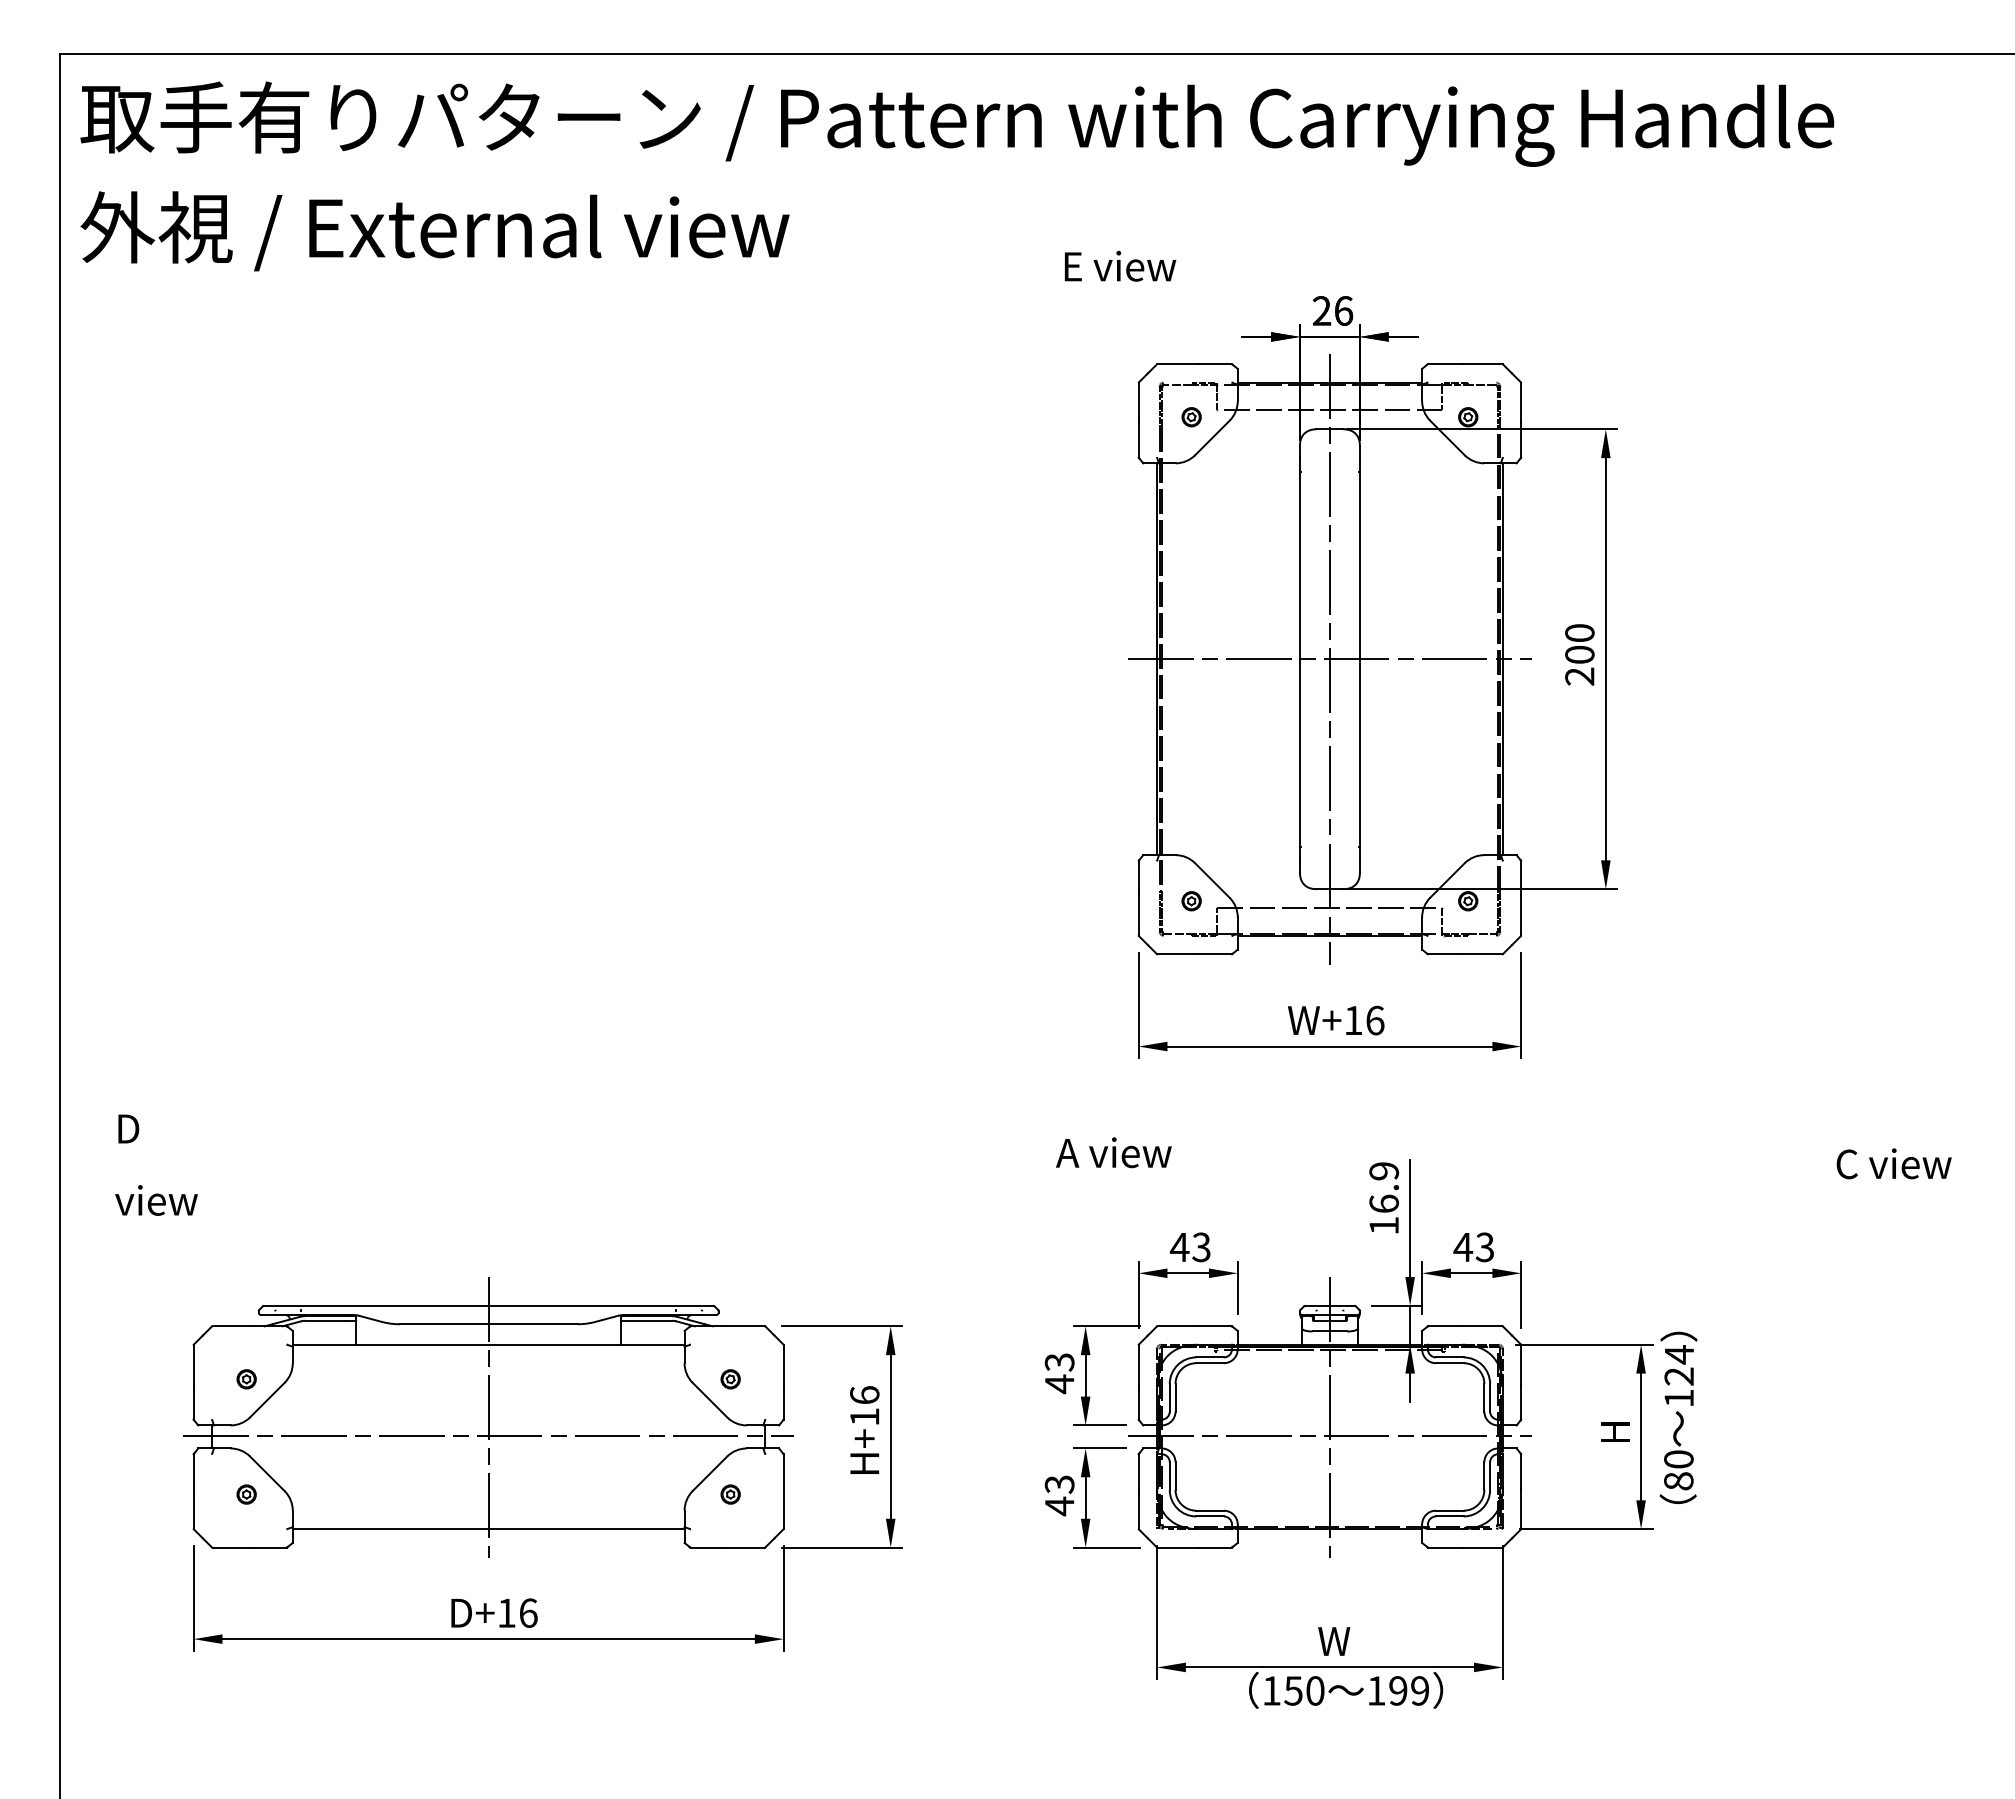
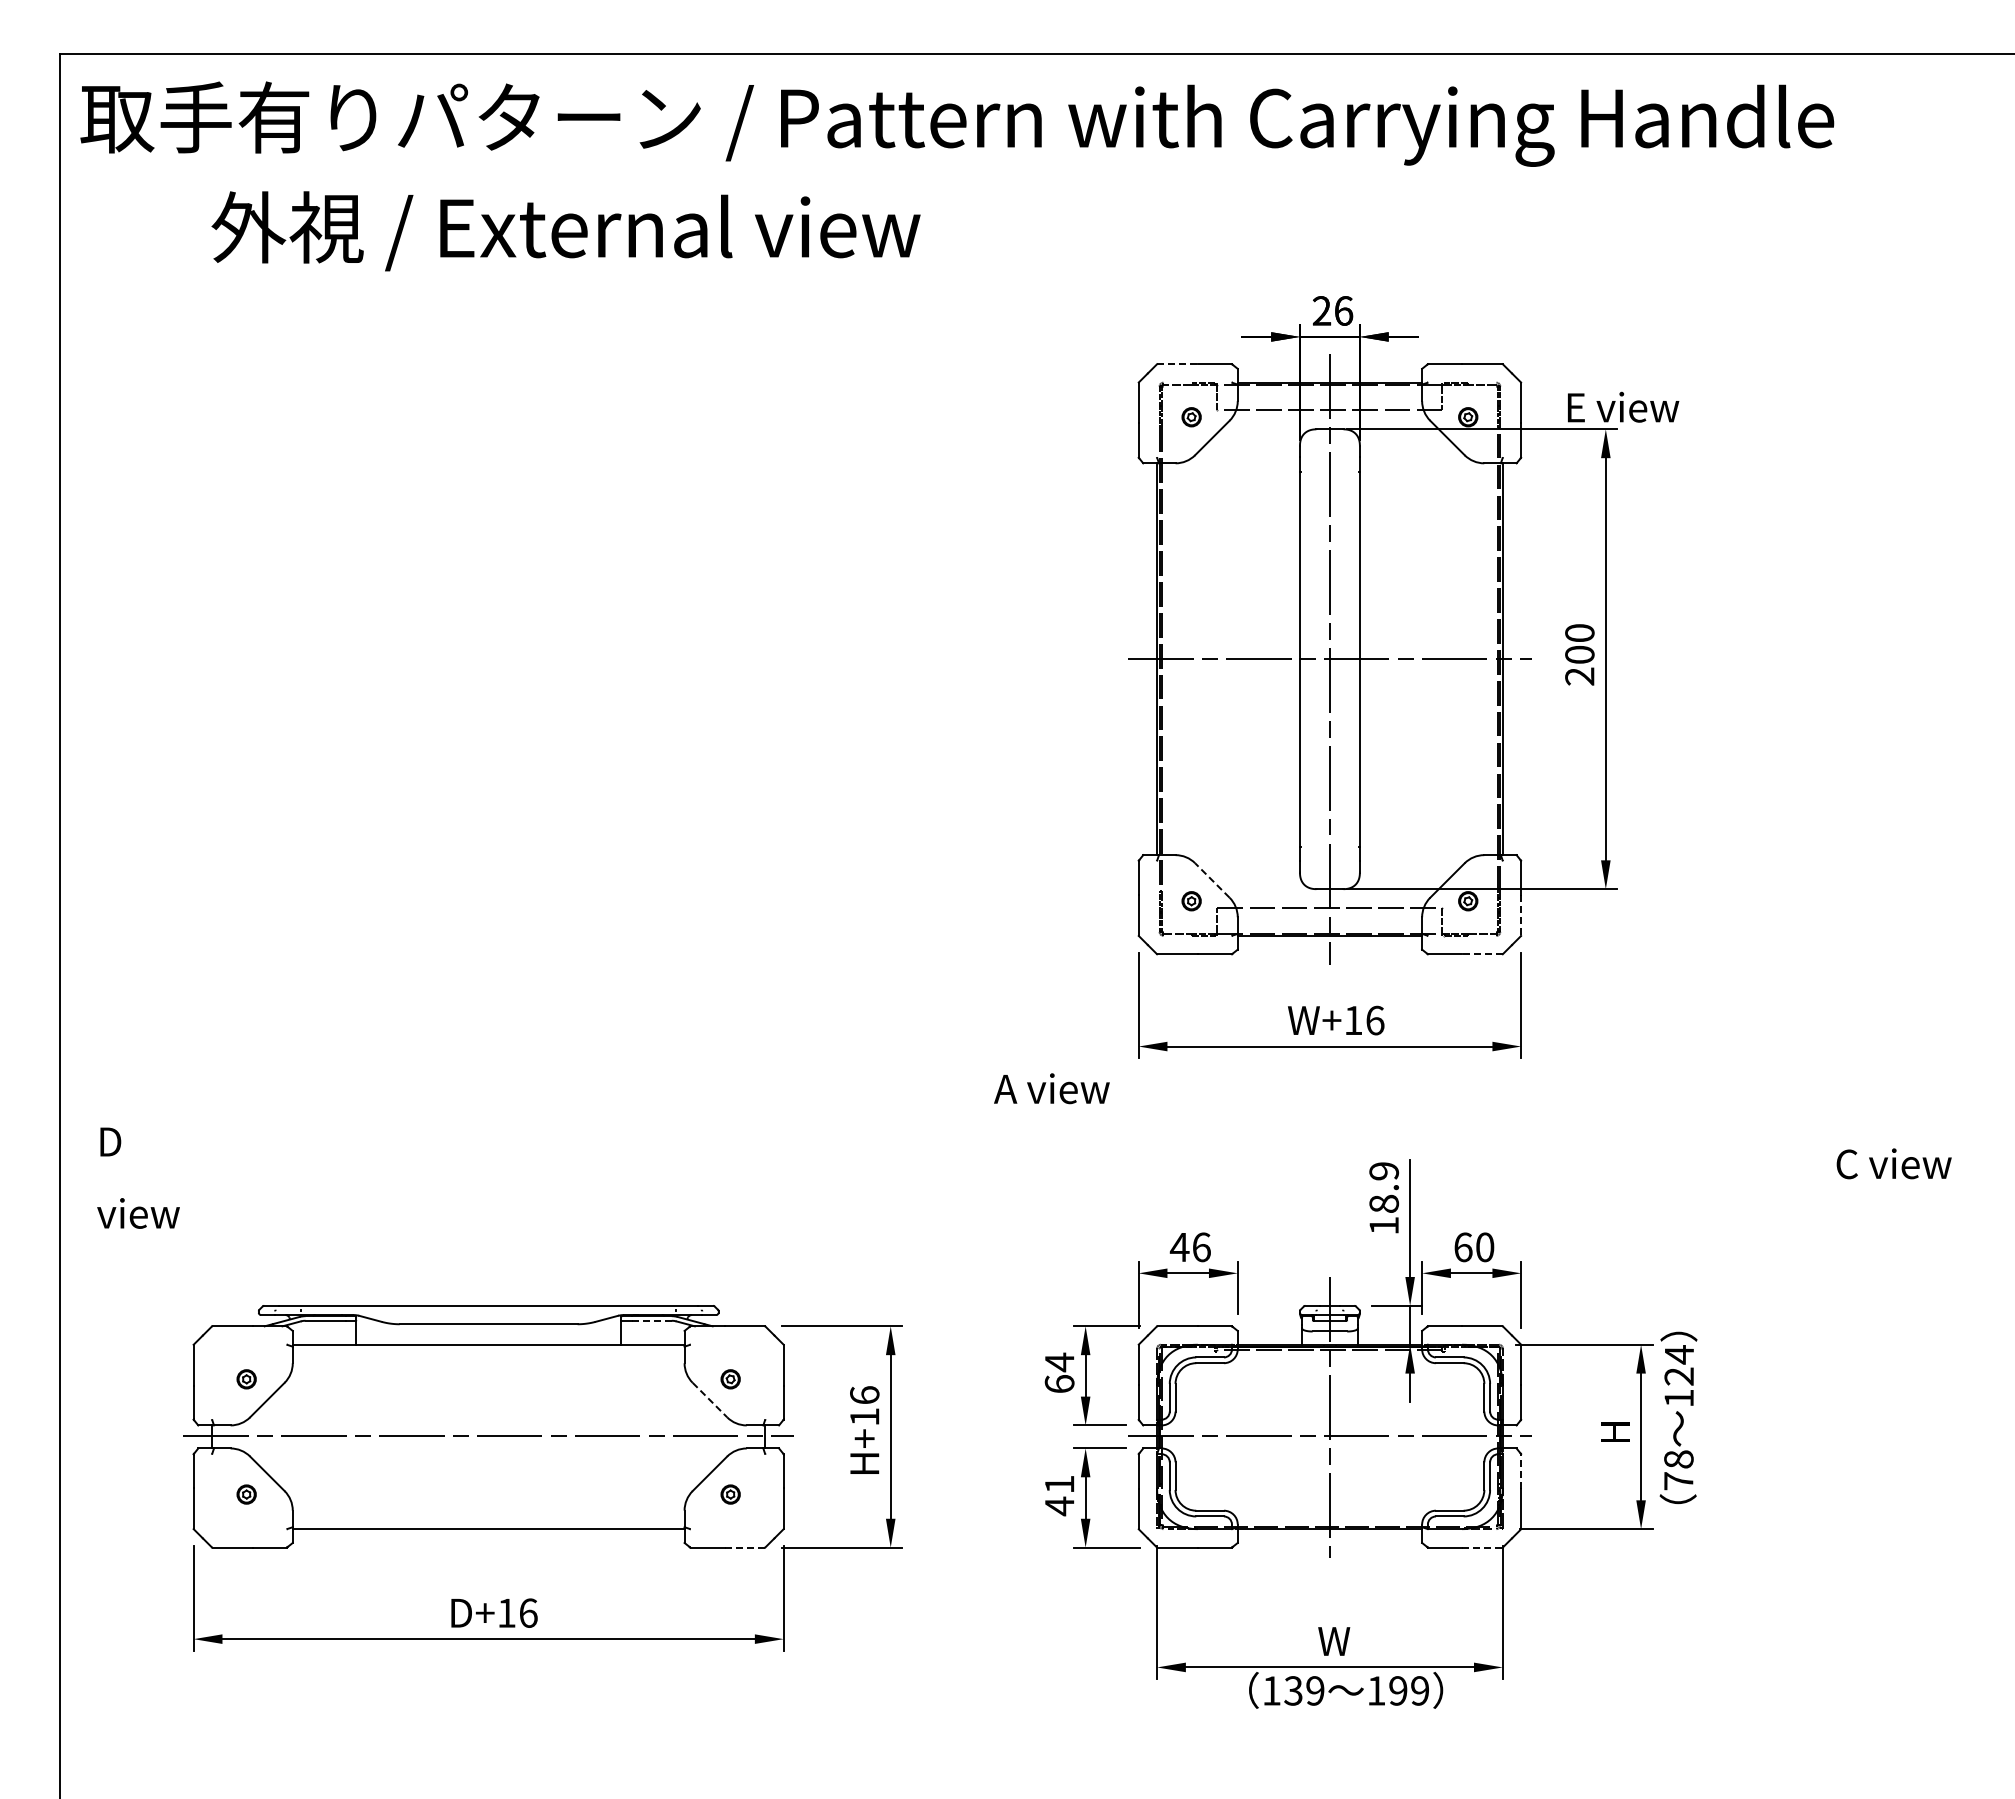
text position: (434, 231) -> (565, 231) (565, 231)
text position: (1120, 265) -> (1623, 406) (1623, 406)
line: solid -> dashed (1177, 364)
line: solid -> dashed (1212, 880)
line: solid -> dashed (1521, 915)
line: solid -> dashed (1481, 954)
text position: (1113, 1152) -> (1051, 1088) (1051, 1088)
text position: (156, 1164) -> (138, 1177) (138, 1177)
text: 16.9 -> 18.9 (1383, 1203)
text: 43 -> 46 (1201, 1247)
text: 43 -> 60 (1473, 1247)
line: solid -> dashed (651, 1320)
text: 43 -> 64 (1059, 1373)
line: solid -> dashed (710, 1400)
line: present -> none (488, 1417)
text: 80 -> 78 (1678, 1470)
line: solid -> dashed (1521, 1471)
text: 43 -> 41 (1059, 1484)
line: solid -> dashed (744, 1547)
line: solid -> dashed (1482, 1547)
text: 150 -> 139 (1304, 1690)
